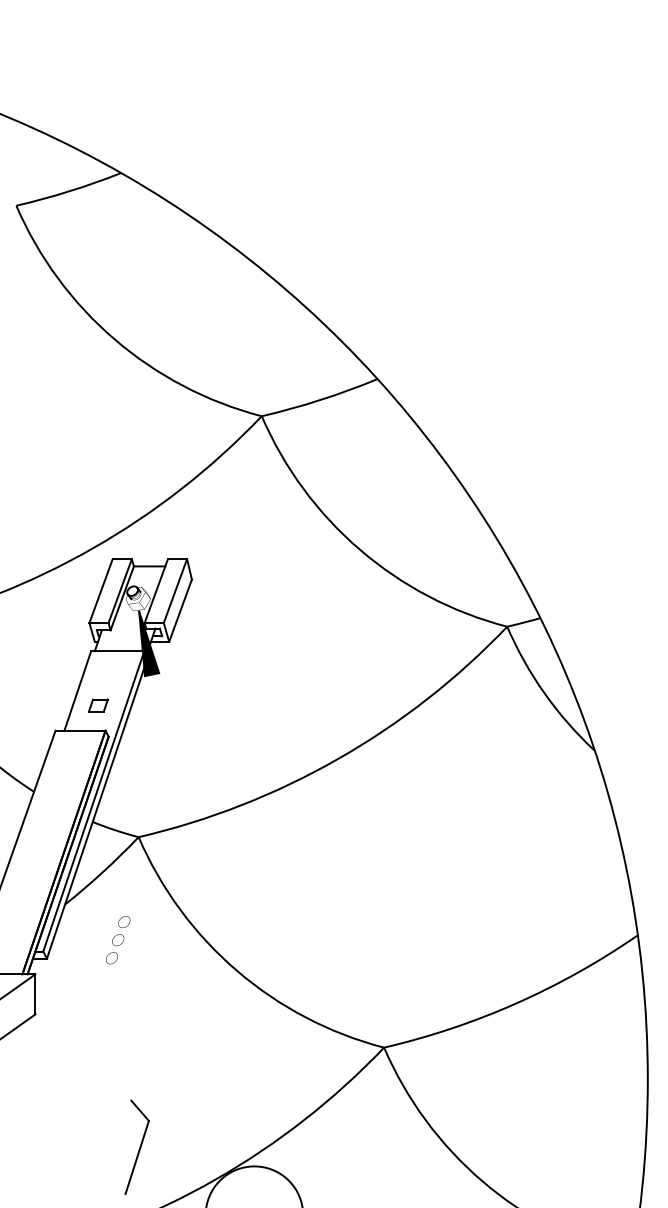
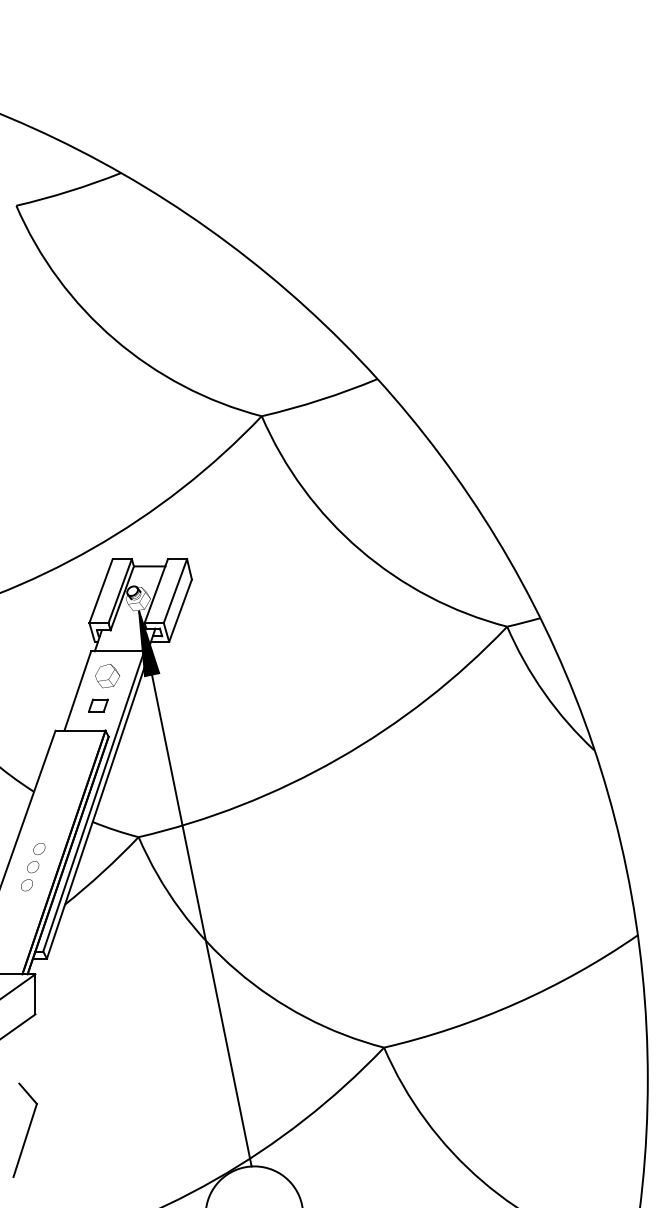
part: none -> present (107, 676)
line: none -> present (201, 920)
part position: (118, 940) -> (33, 867) (33, 867)
part position: (136, 1146) -> (24, 1129) (24, 1129)
